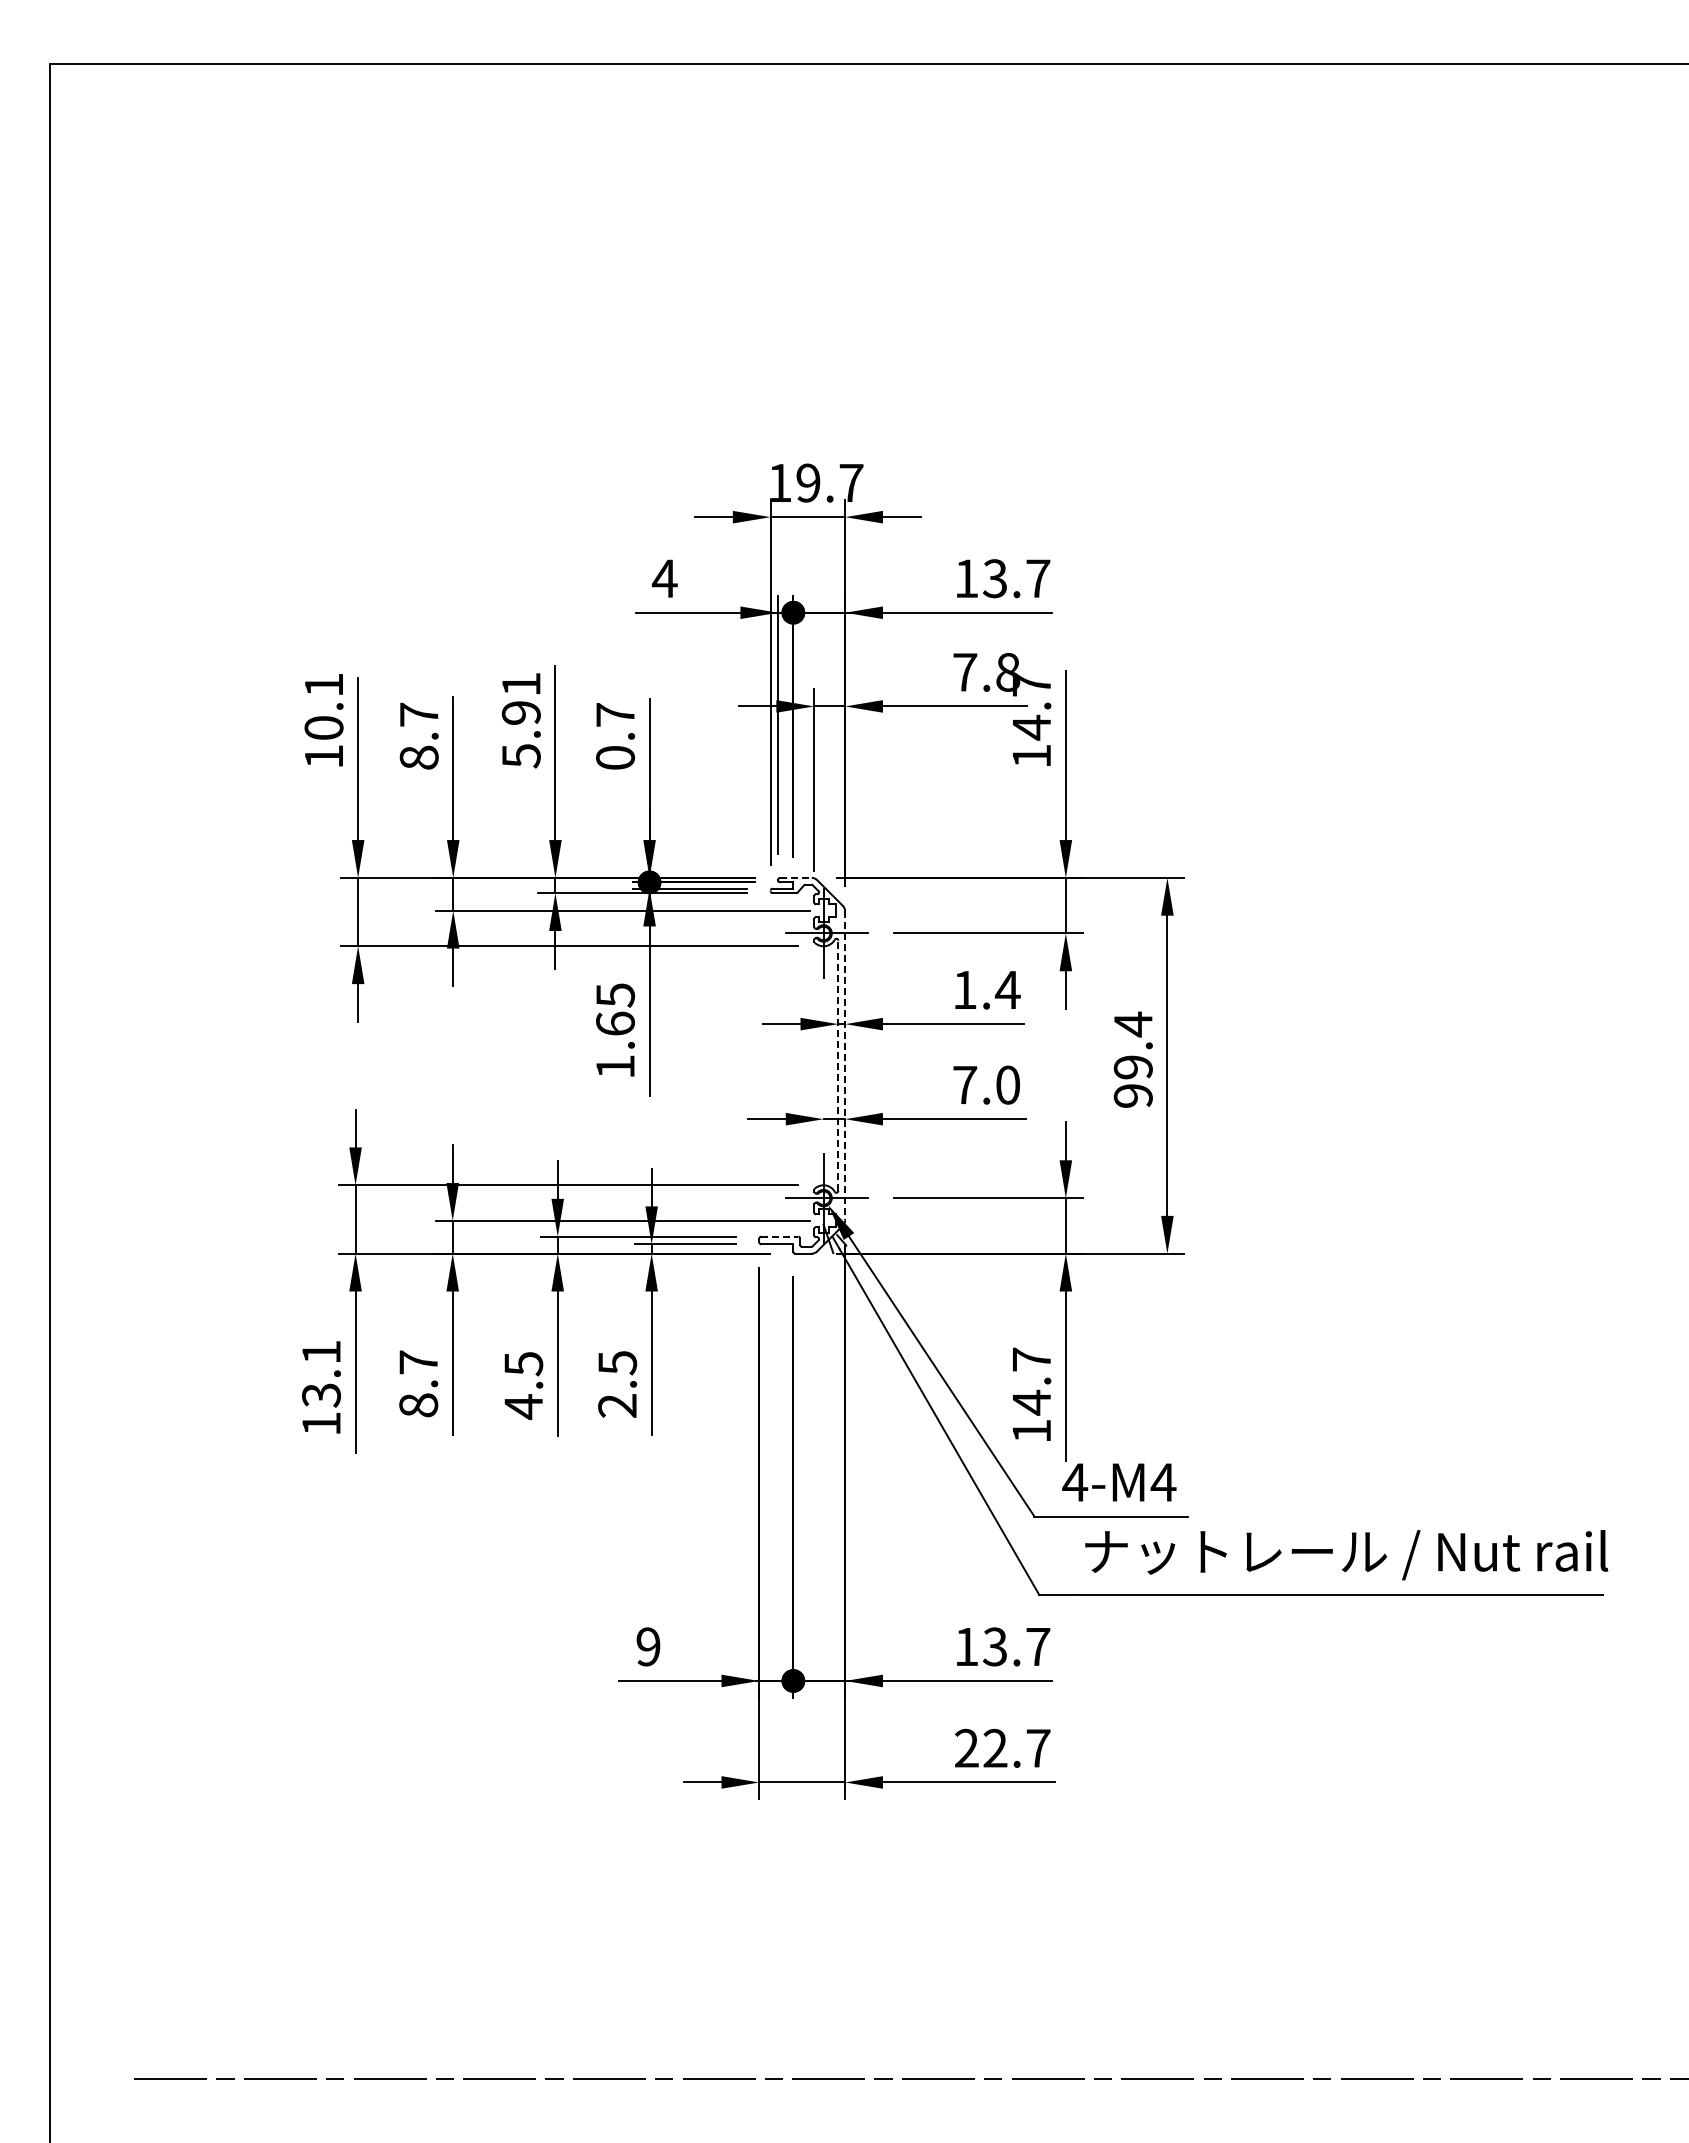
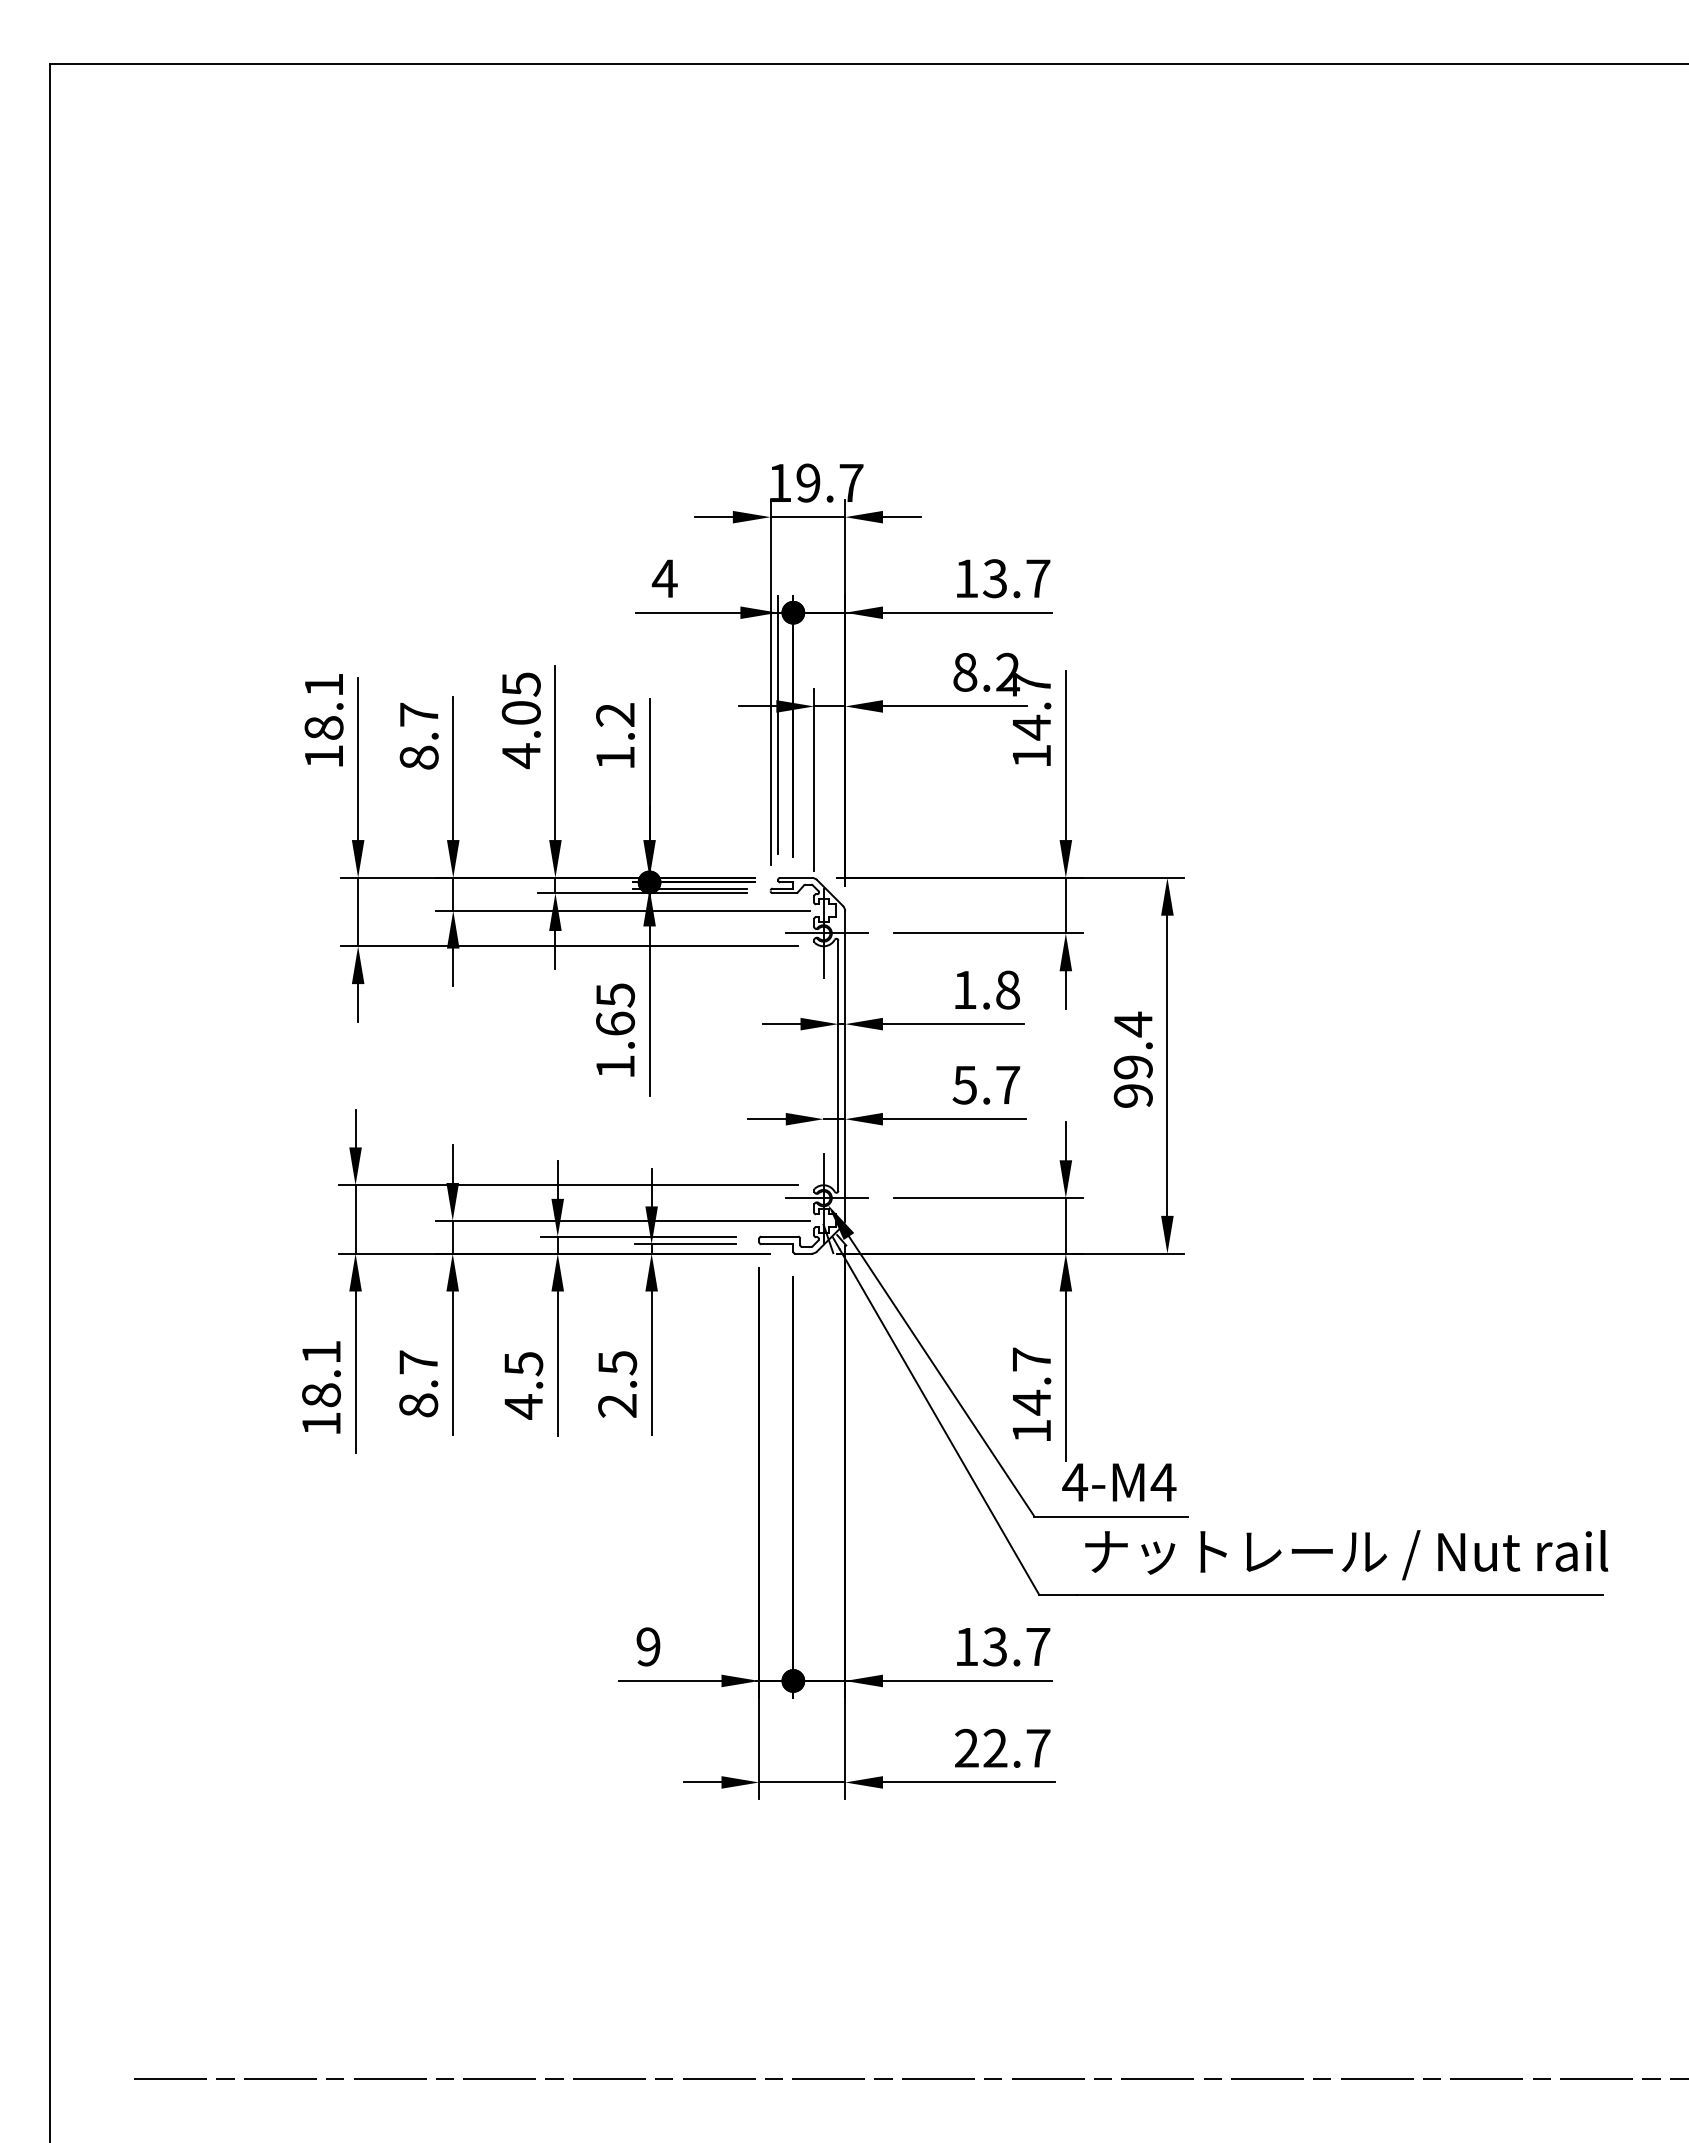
text: 7.8 -> 8.2 (986, 671)
text: 5.91 -> 4.05 (520, 720)
text: 10.1 -> 18.1 (323, 727)
text: 0.7 -> 1.2 (615, 736)
line: dashed -> solid (795, 877)
text: 1.4 -> 1.8 (1007, 989)
line: dashed -> solid (838, 1065)
line: dashed -> solid (845, 1065)
text: 7.0 -> 5.7 (986, 1084)
line: dashed -> solid (779, 1236)
text: 13.1 -> 18.1 (321, 1395)
